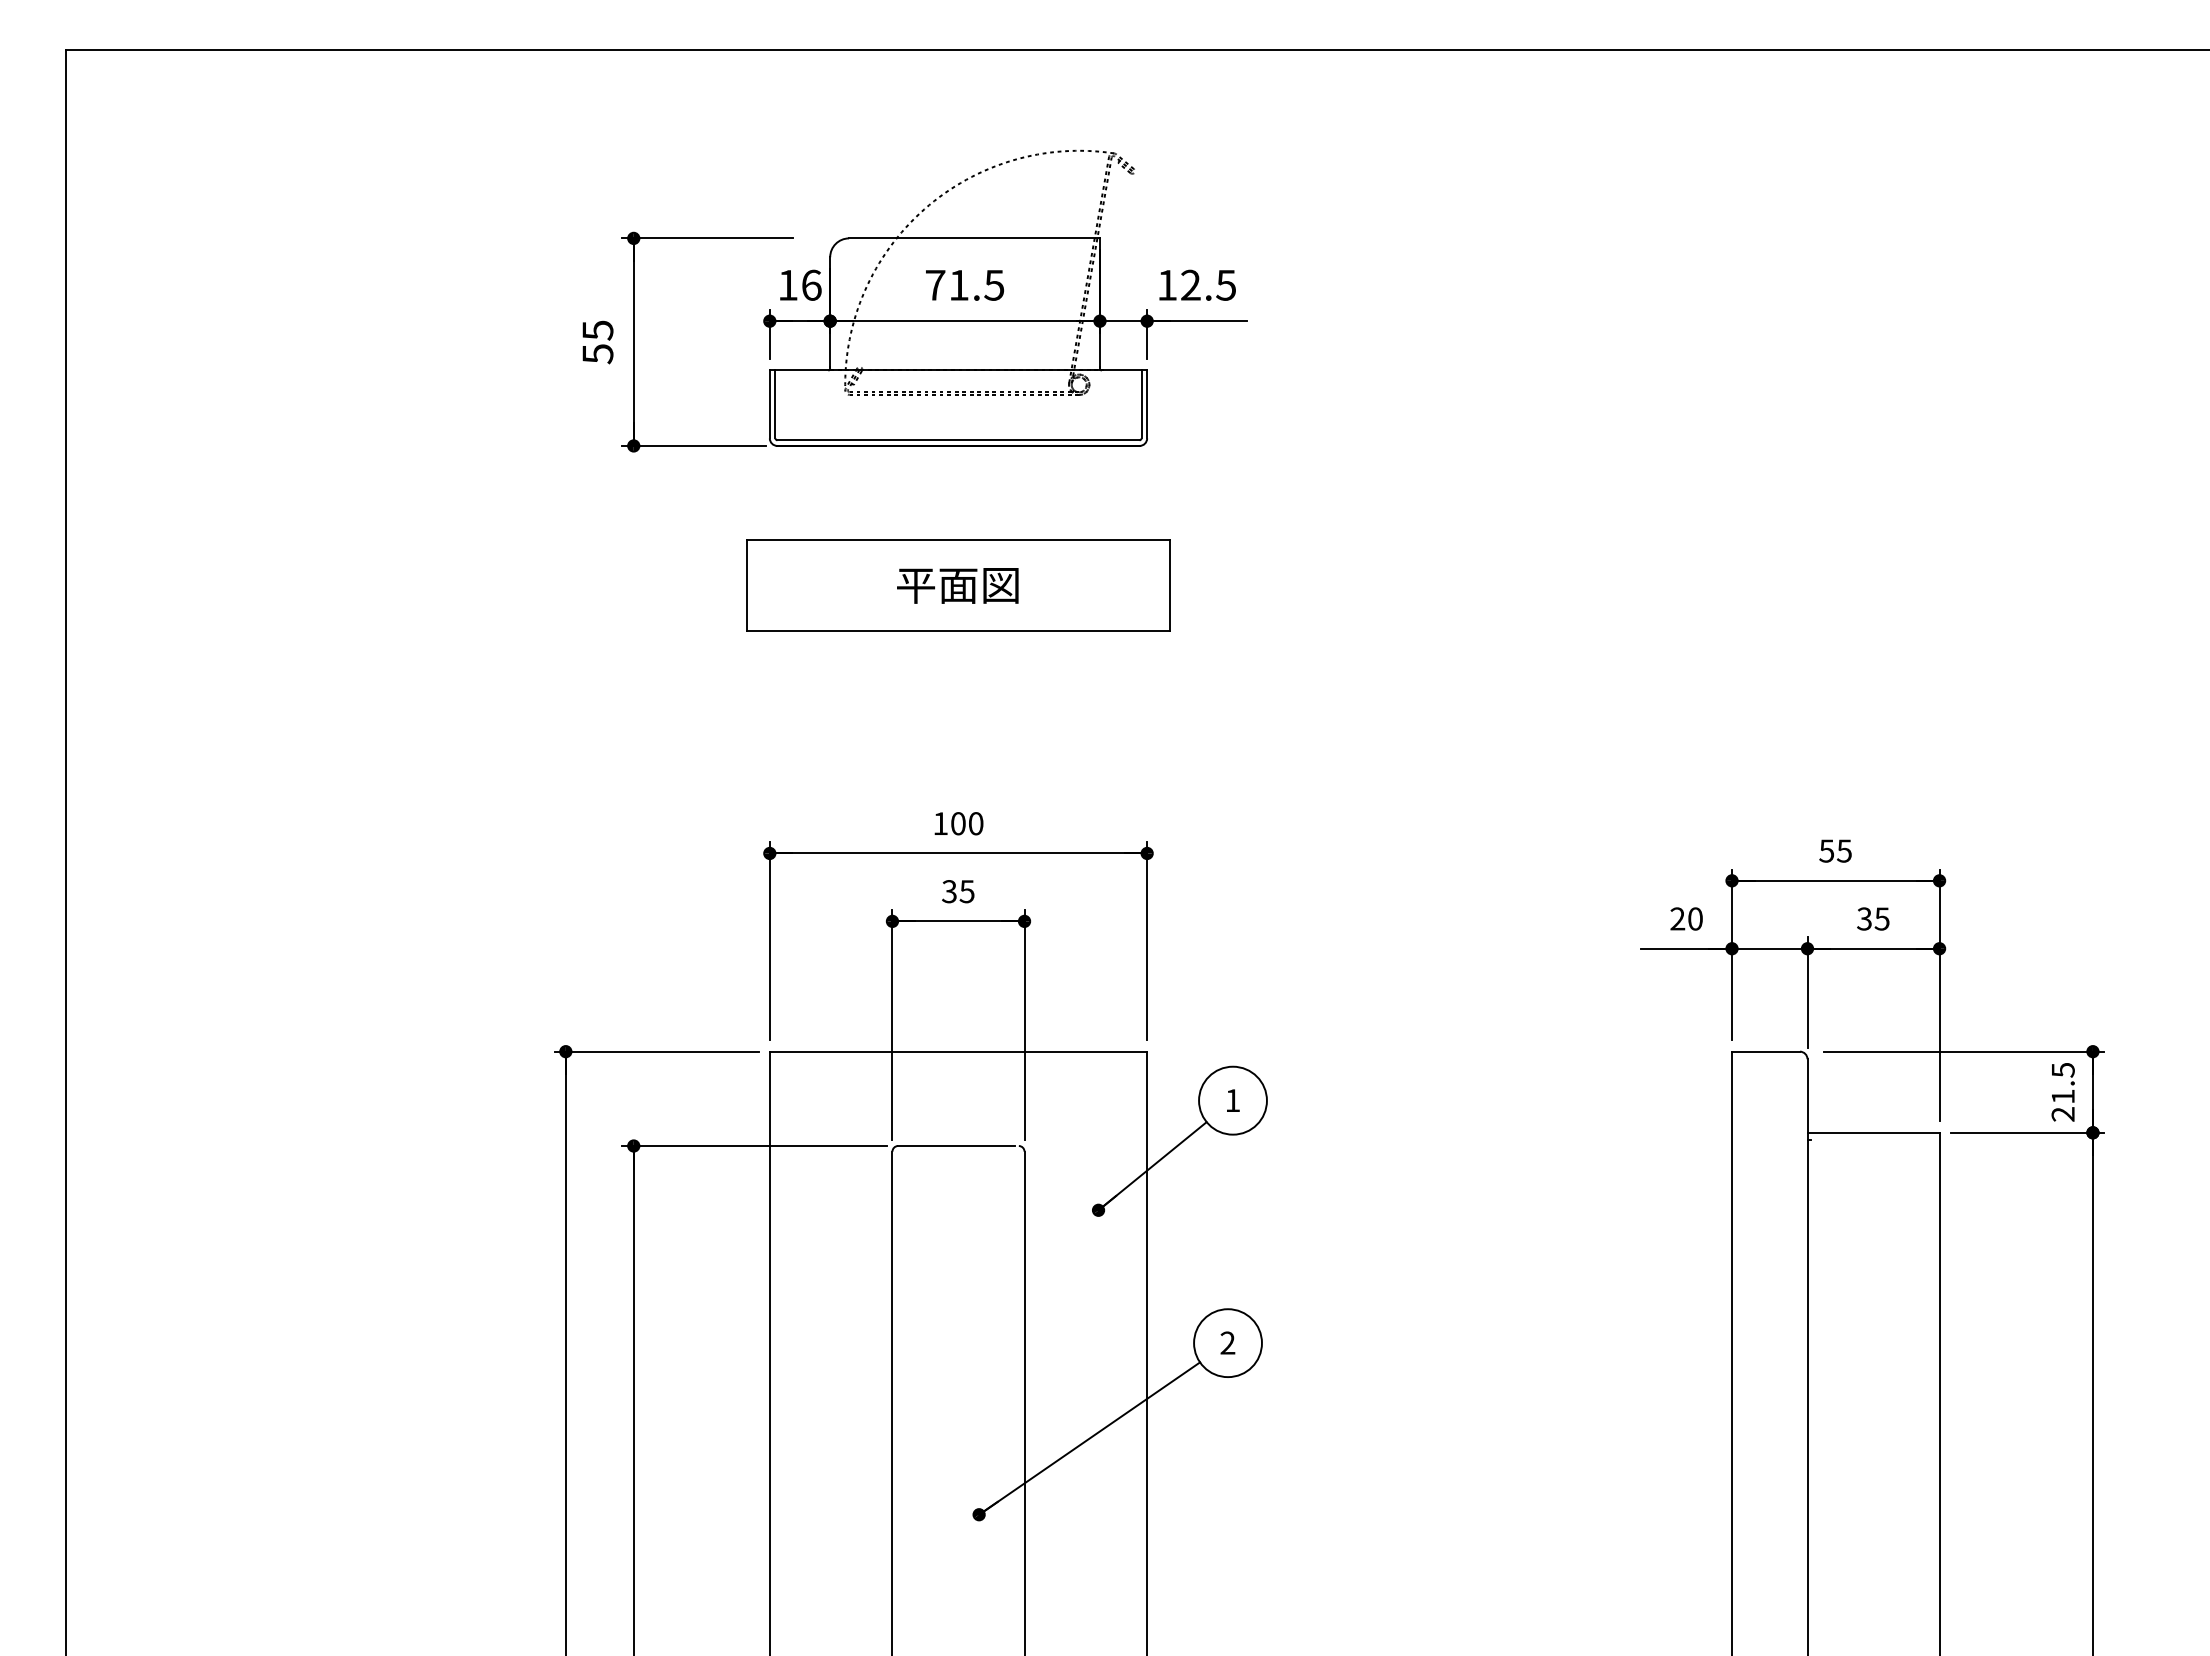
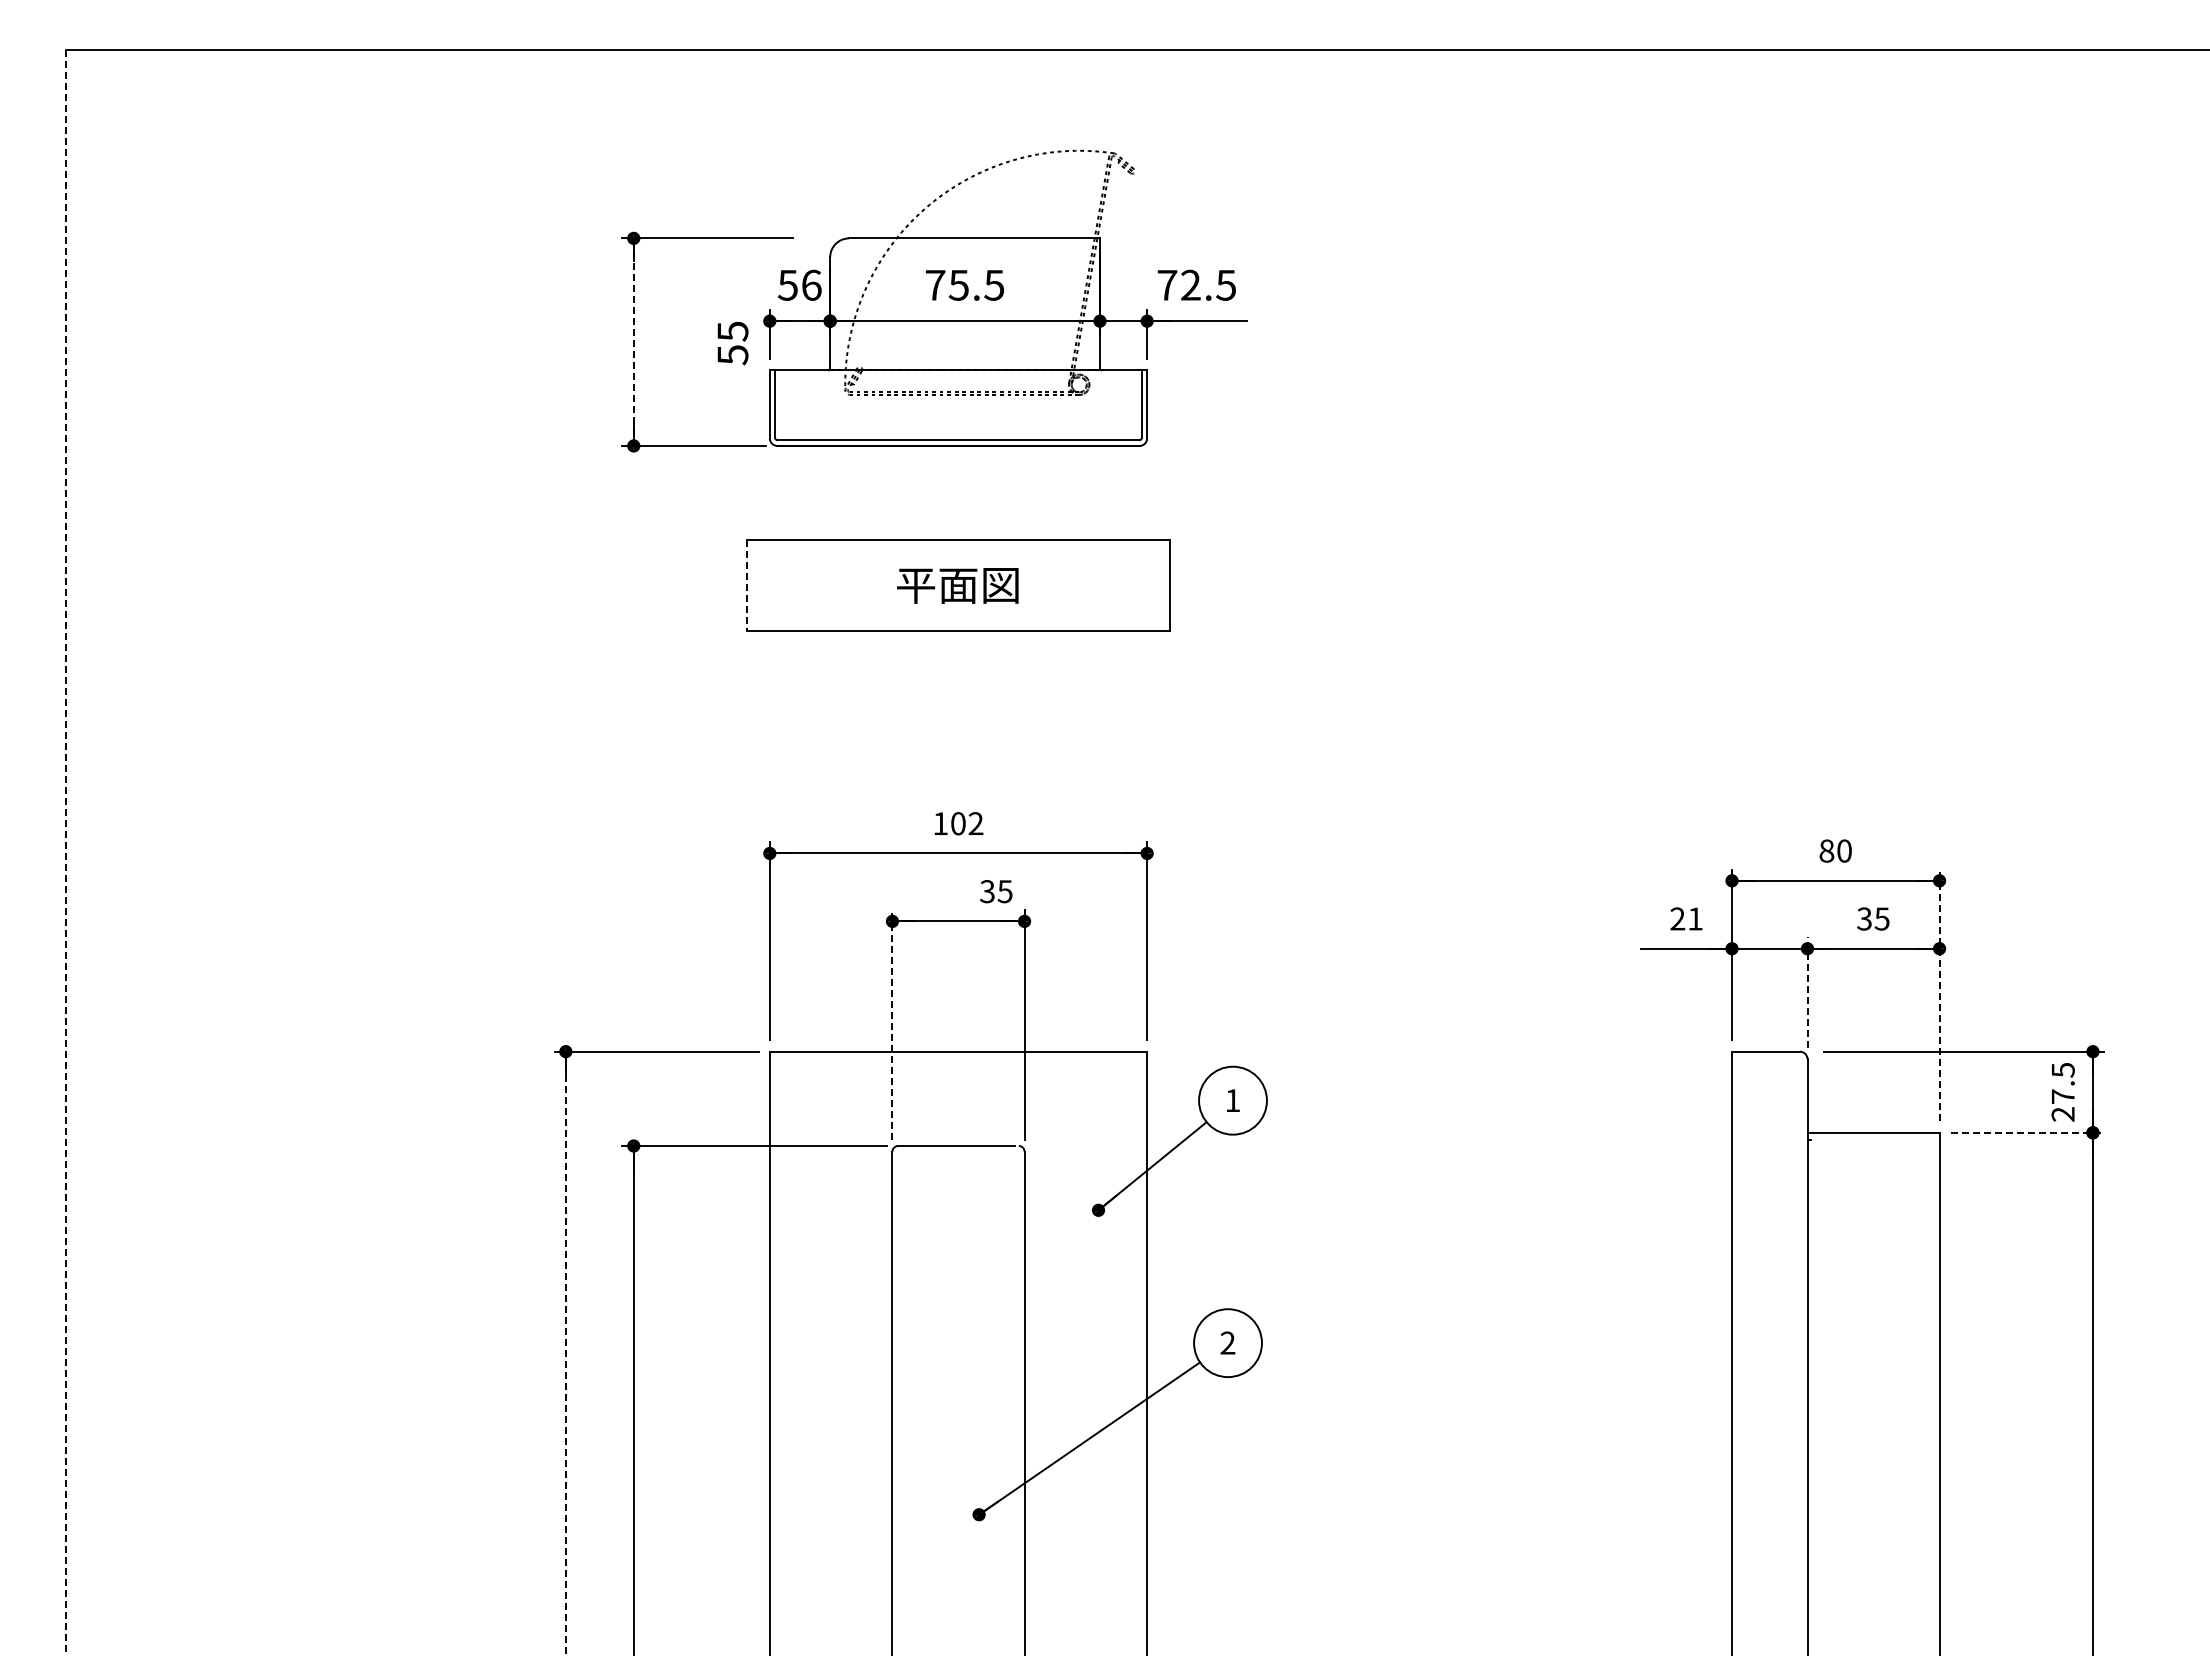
text: 16 -> 56 (787, 285)
text: 71.5 -> 75.5 (958, 285)
text: 12.5 -> 72.5 (1167, 285)
text position: (597, 342) -> (732, 343) (732, 343)
line: solid -> dashed (633, 342)
line: solid -> dashed (747, 586)
text: 100 -> 102 (975, 823)
text: 55 -> 80 (1835, 850)
line: solid -> dashed (66, 852)
text position: (958, 891) -> (996, 891) (996, 891)
text: 20 -> 21 (1695, 918)
line: solid -> dashed (1807, 992)
line: solid -> dashed (1939, 995)
line: solid -> dashed (892, 1024)
text: 21.5 -> 27.5 (2063, 1096)
line: solid -> dashed (2027, 1132)
line: solid -> dashed (565, 1353)
